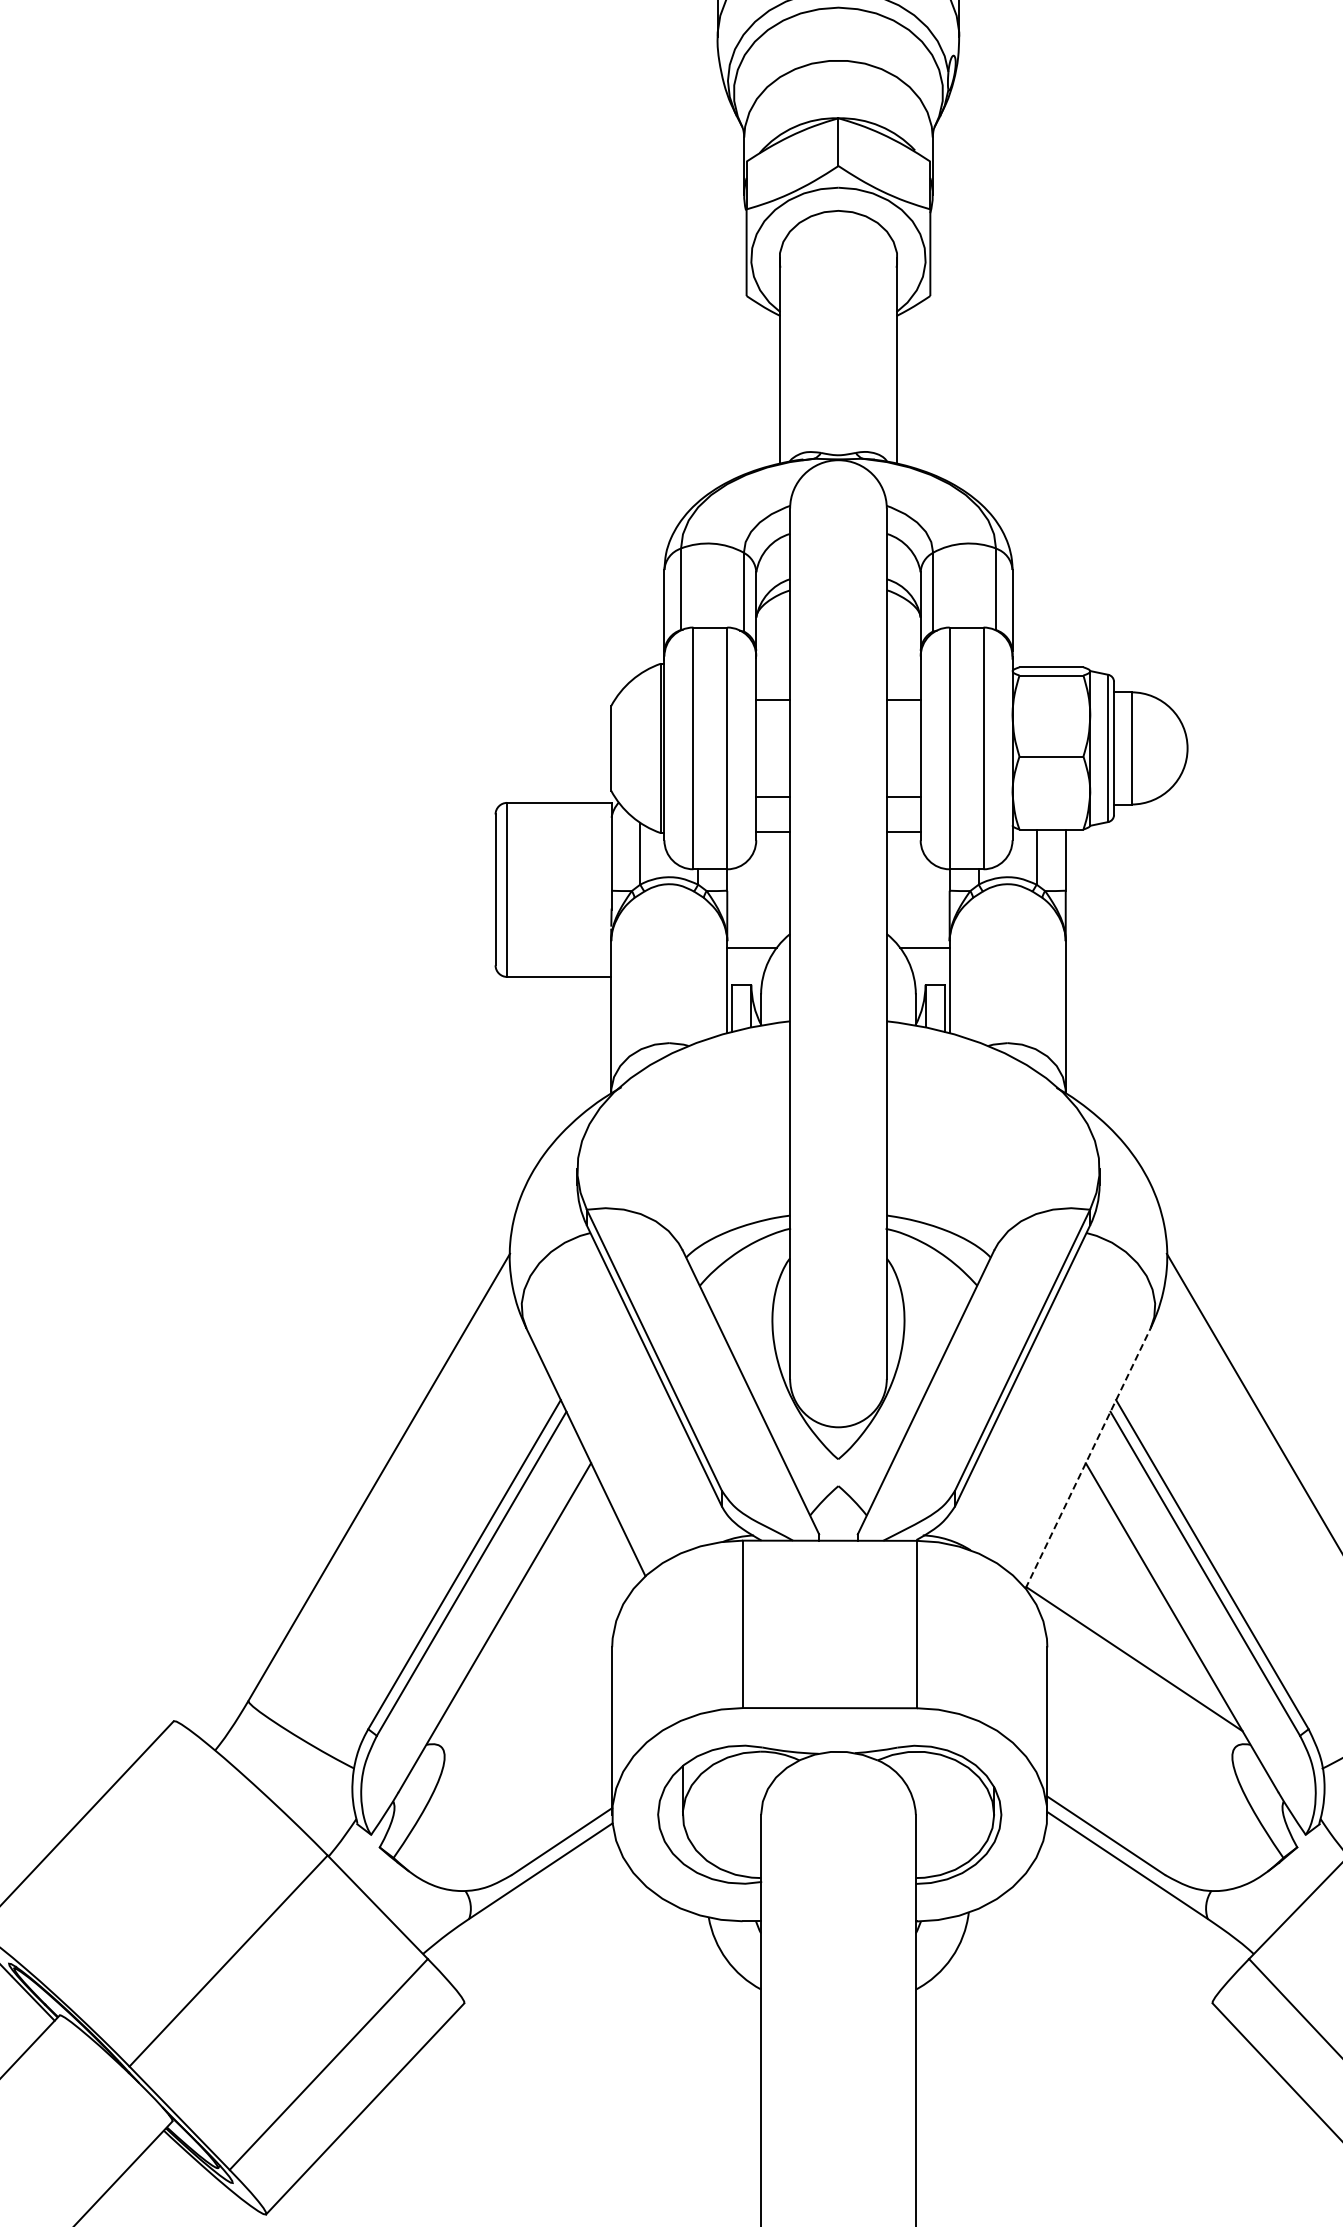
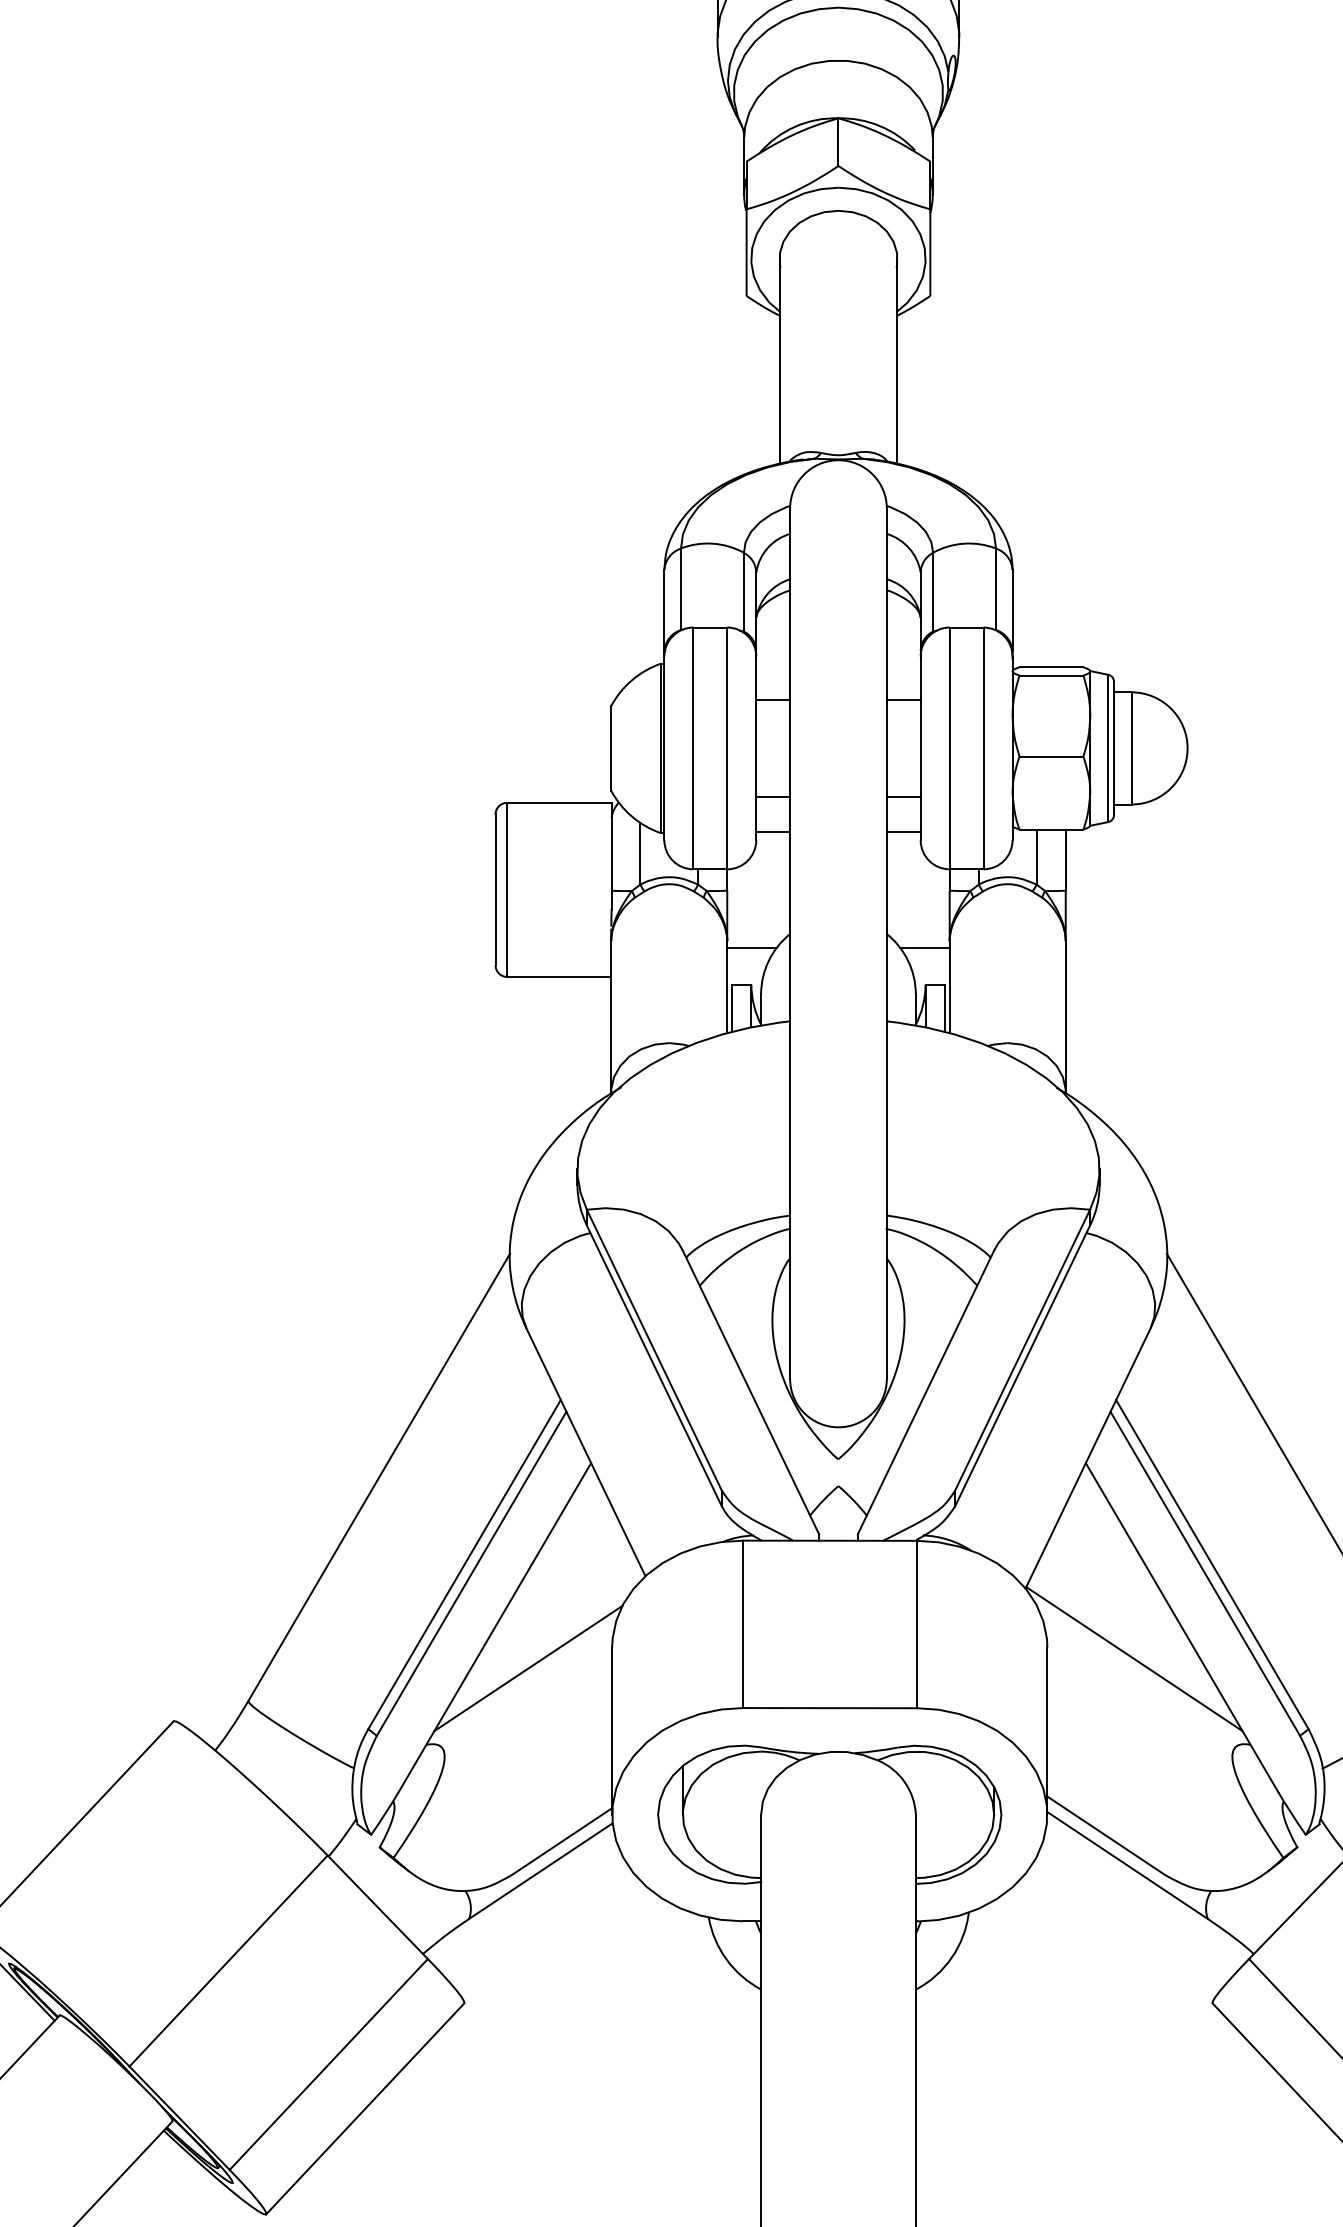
line: dashed -> solid (1088, 1458)
line: none -> present (528, 1668)
